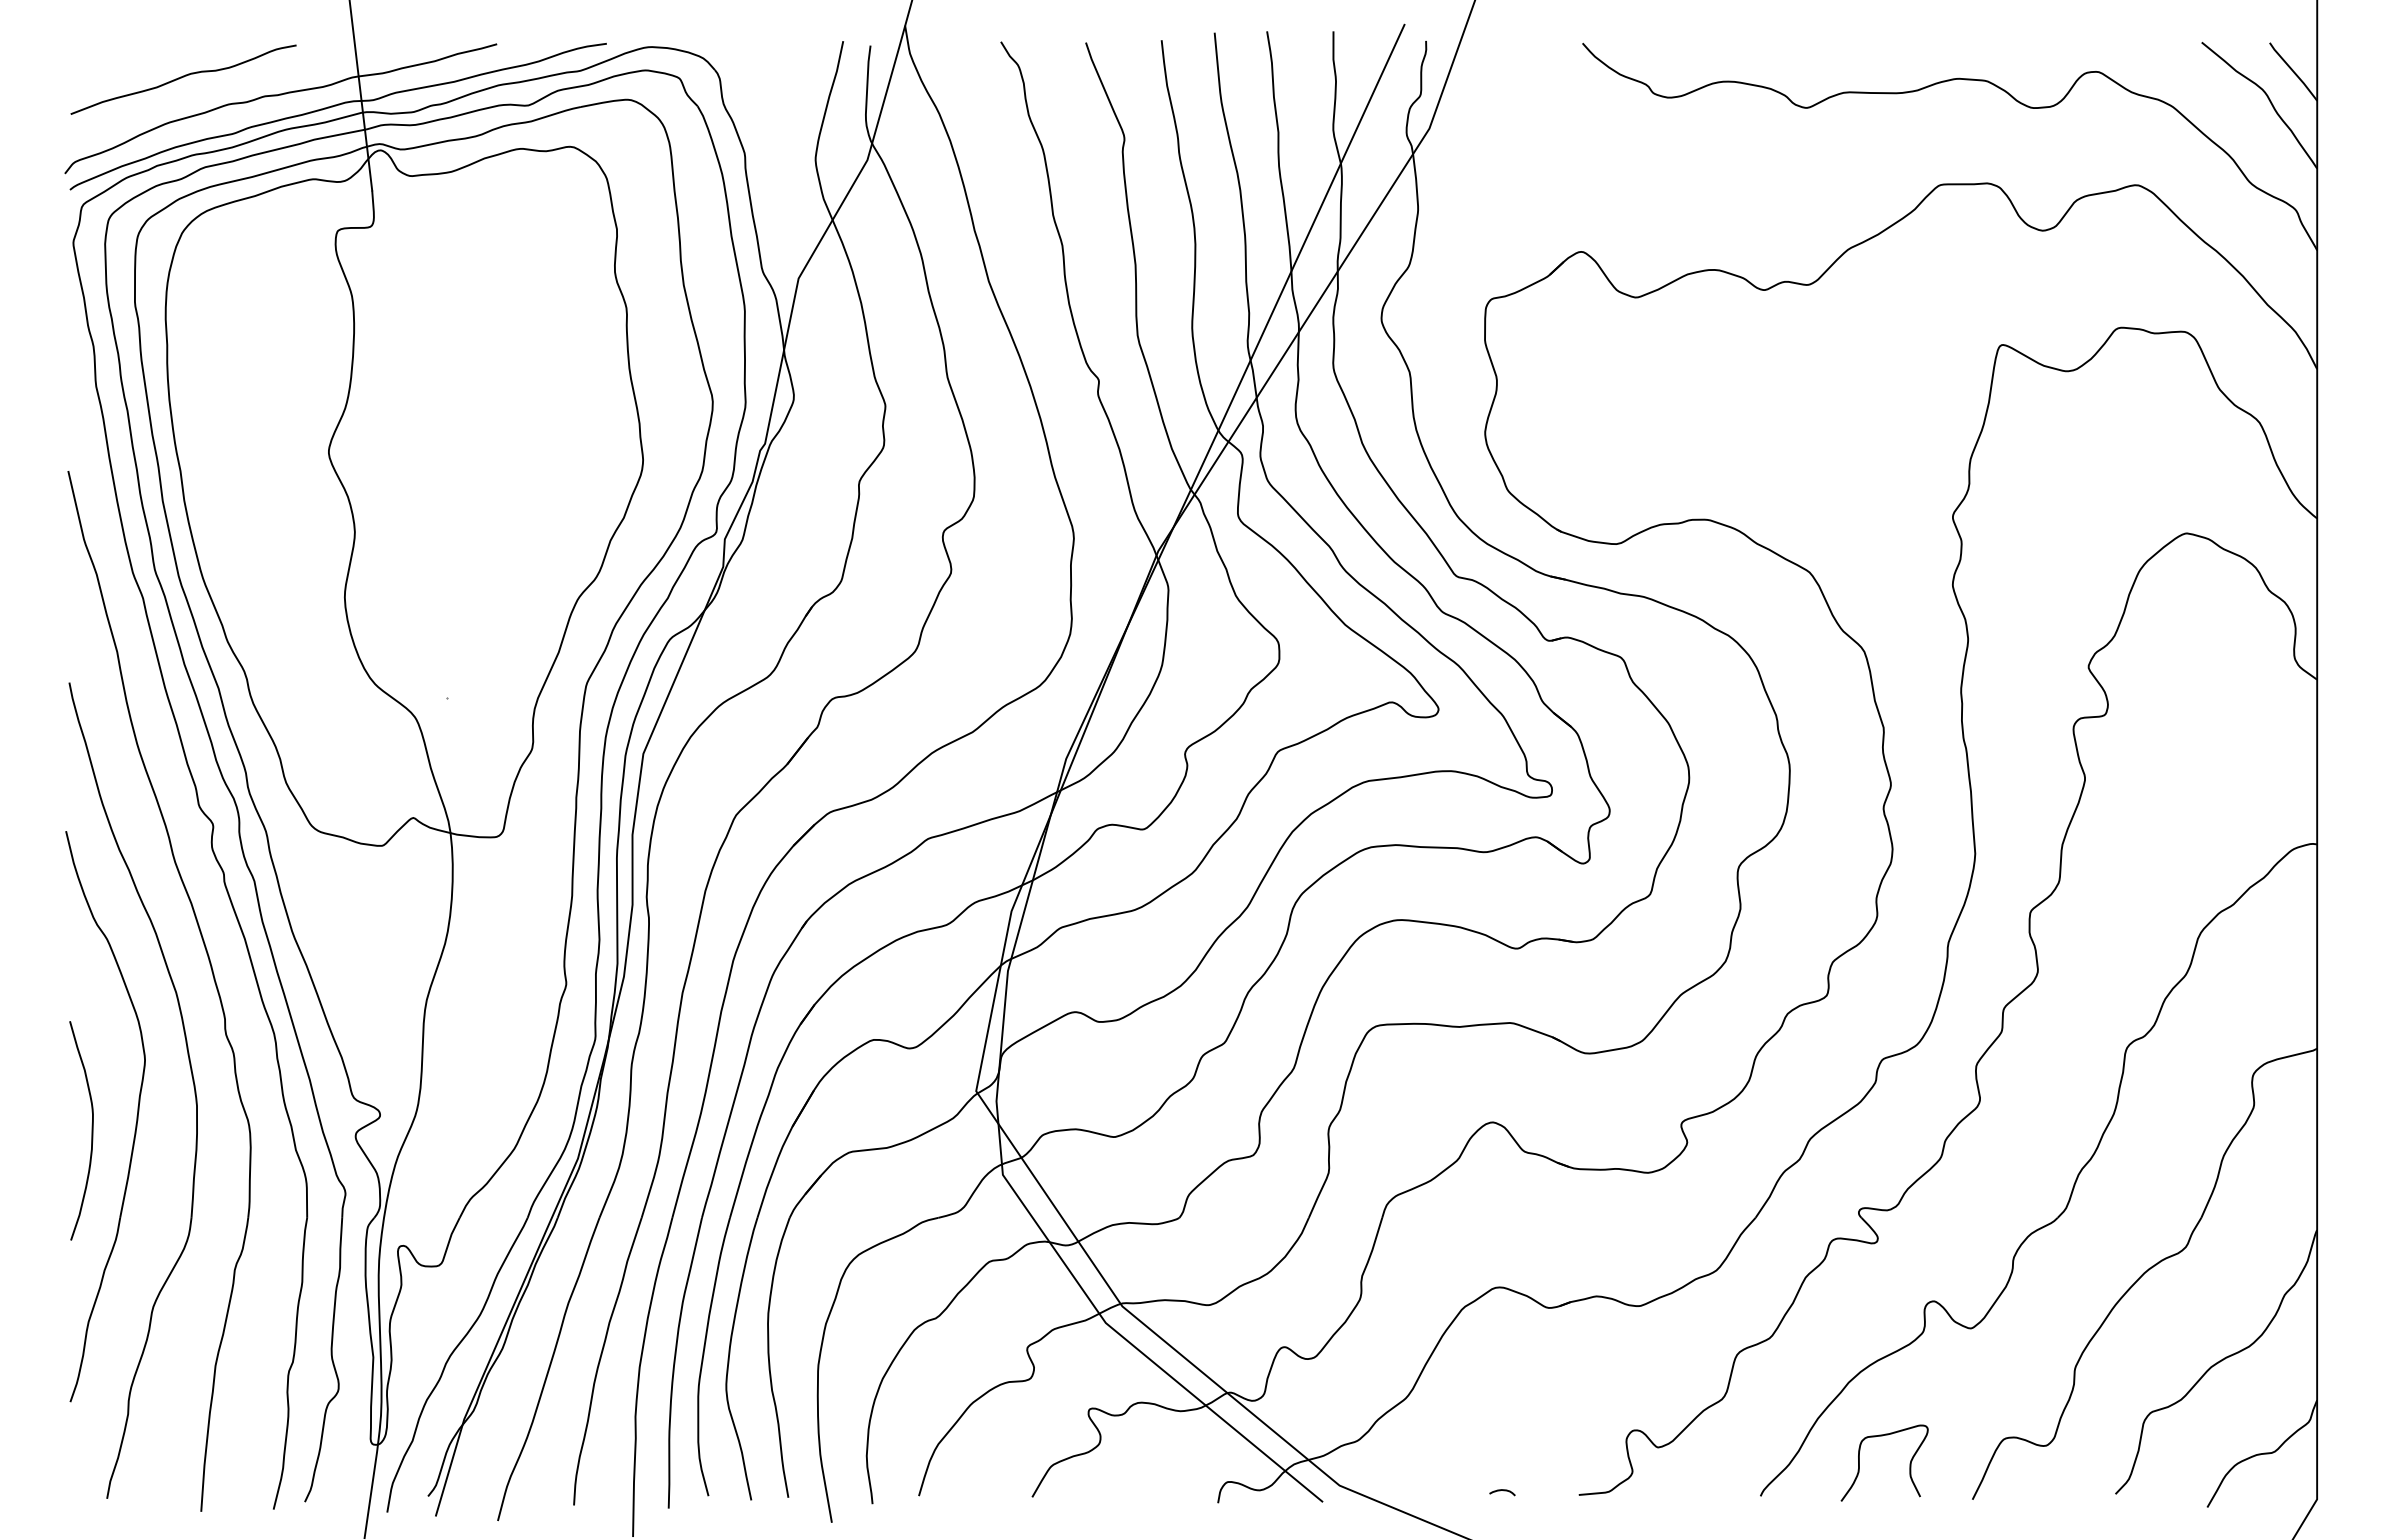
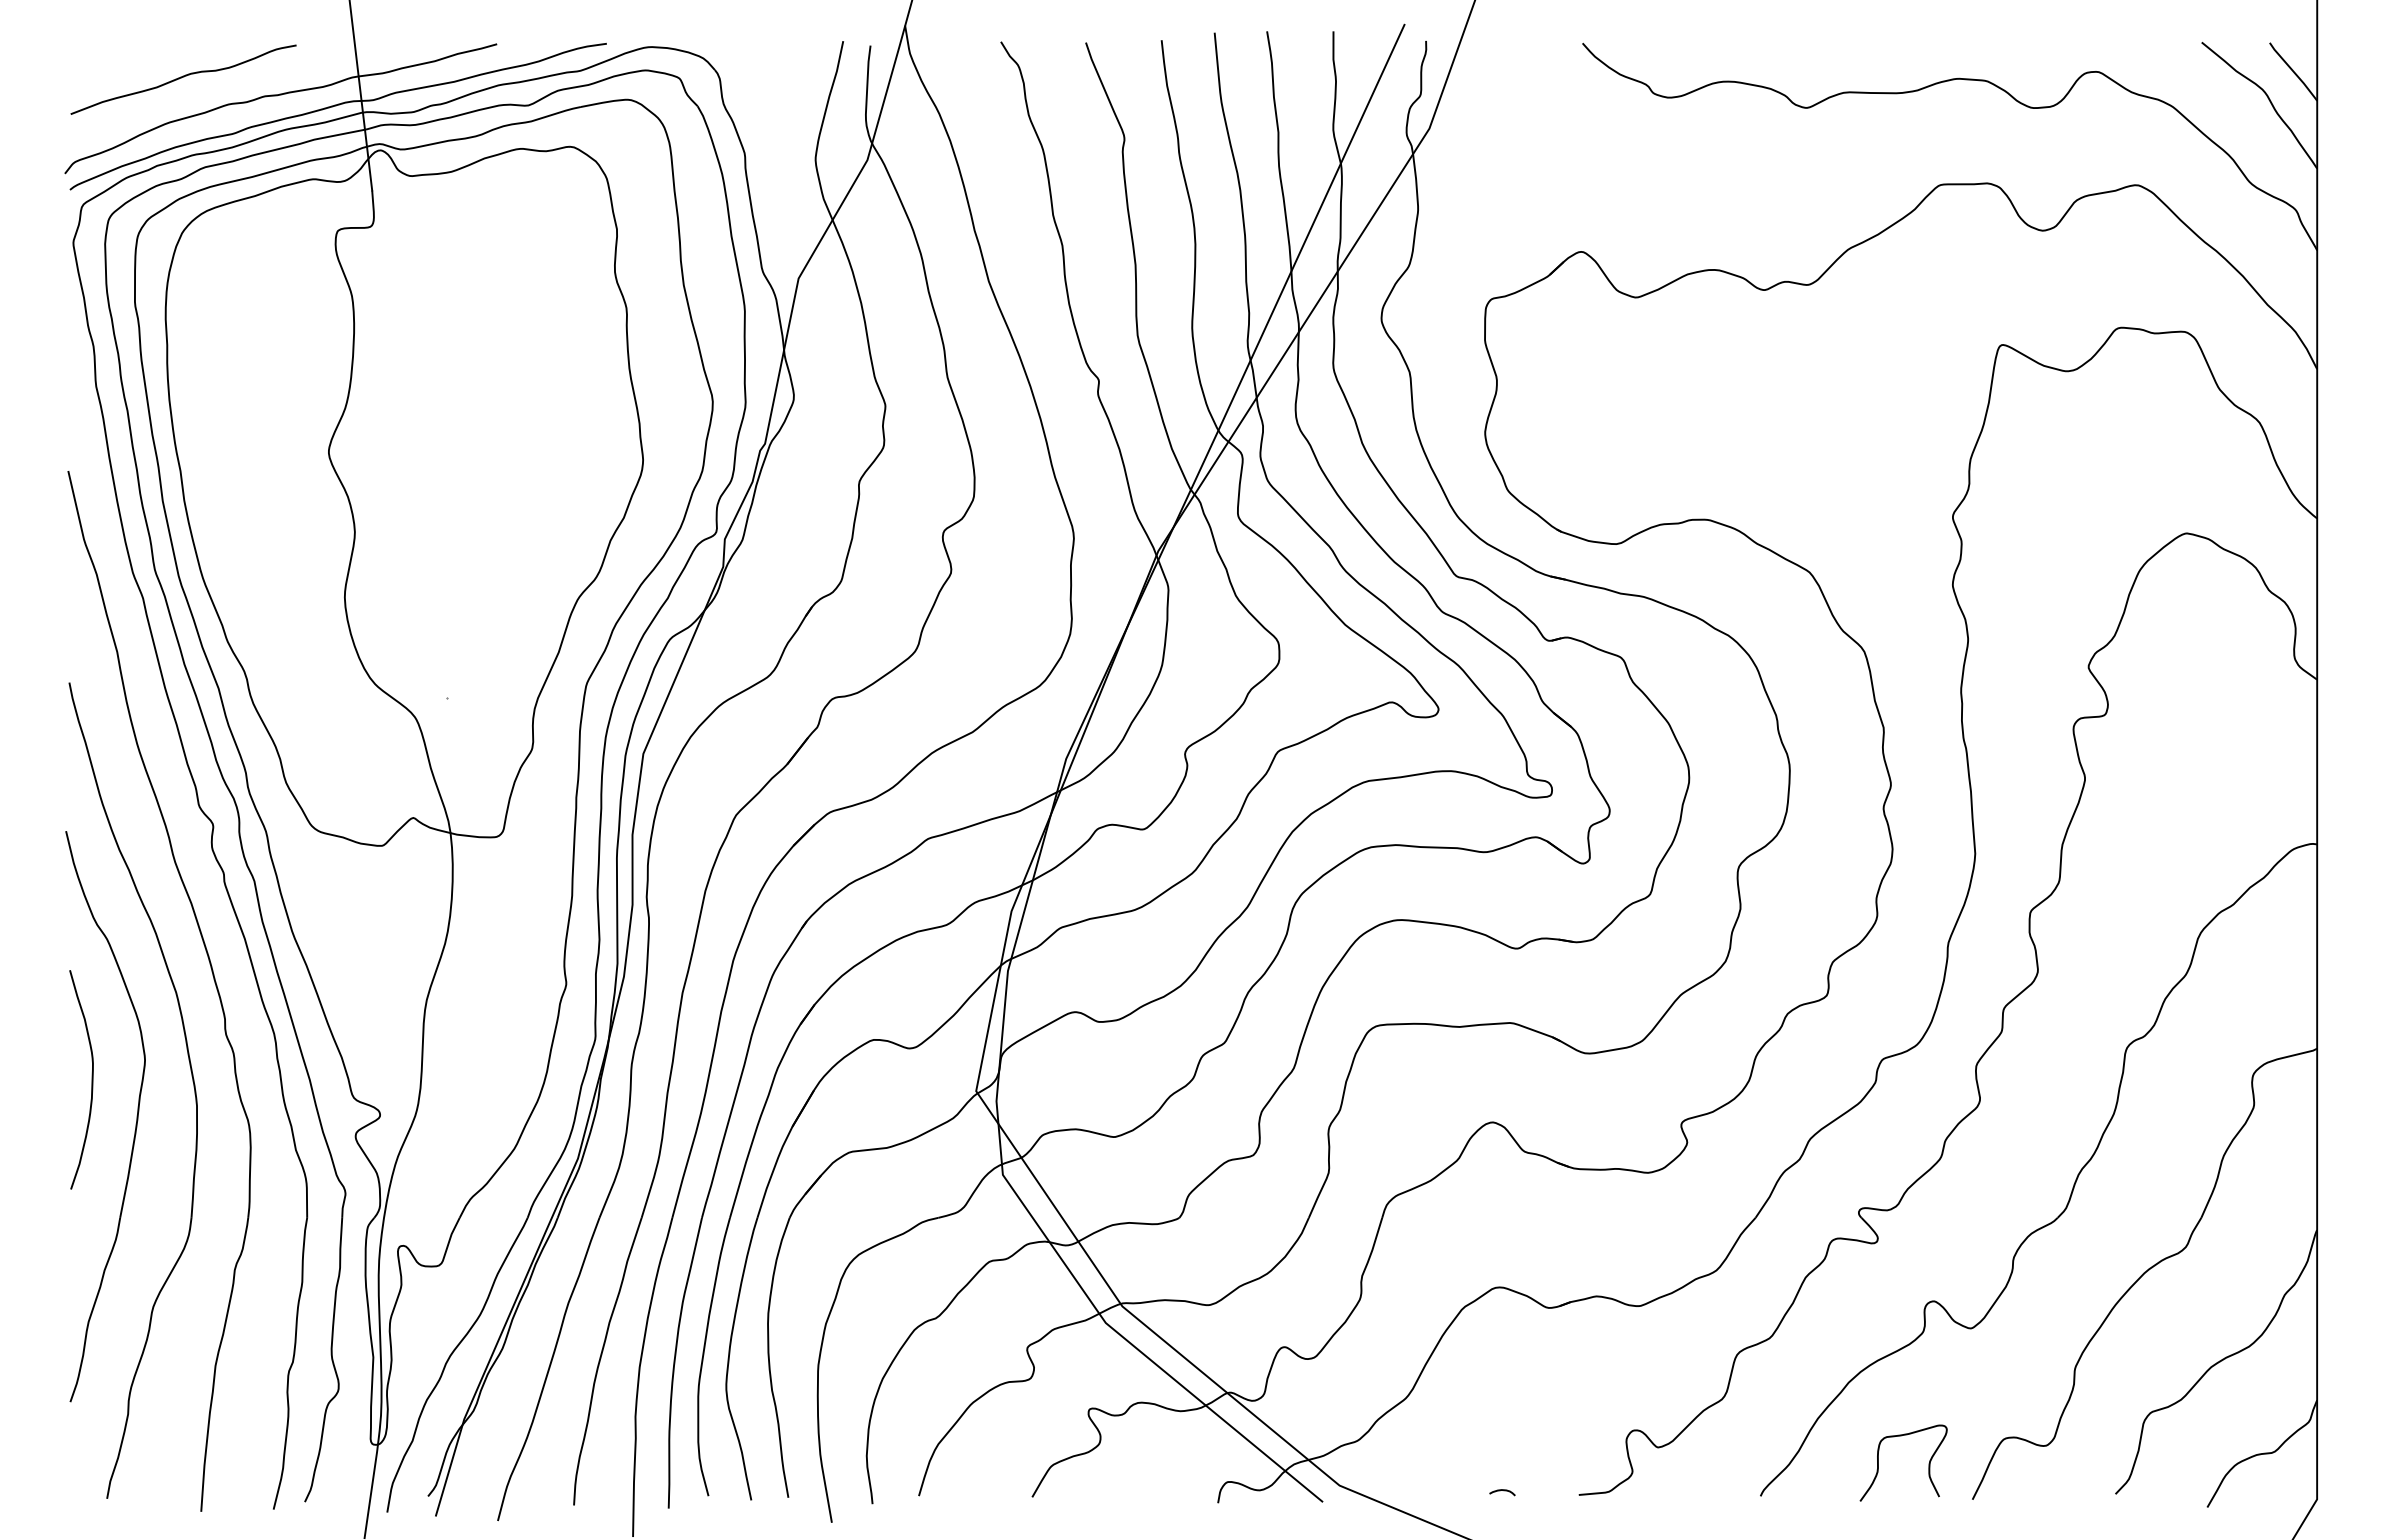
curve position: (91, 1130) -> (91, 1079) (91, 1079)
curve position: (1859, 1462) -> (1878, 1462) (1878, 1462)
